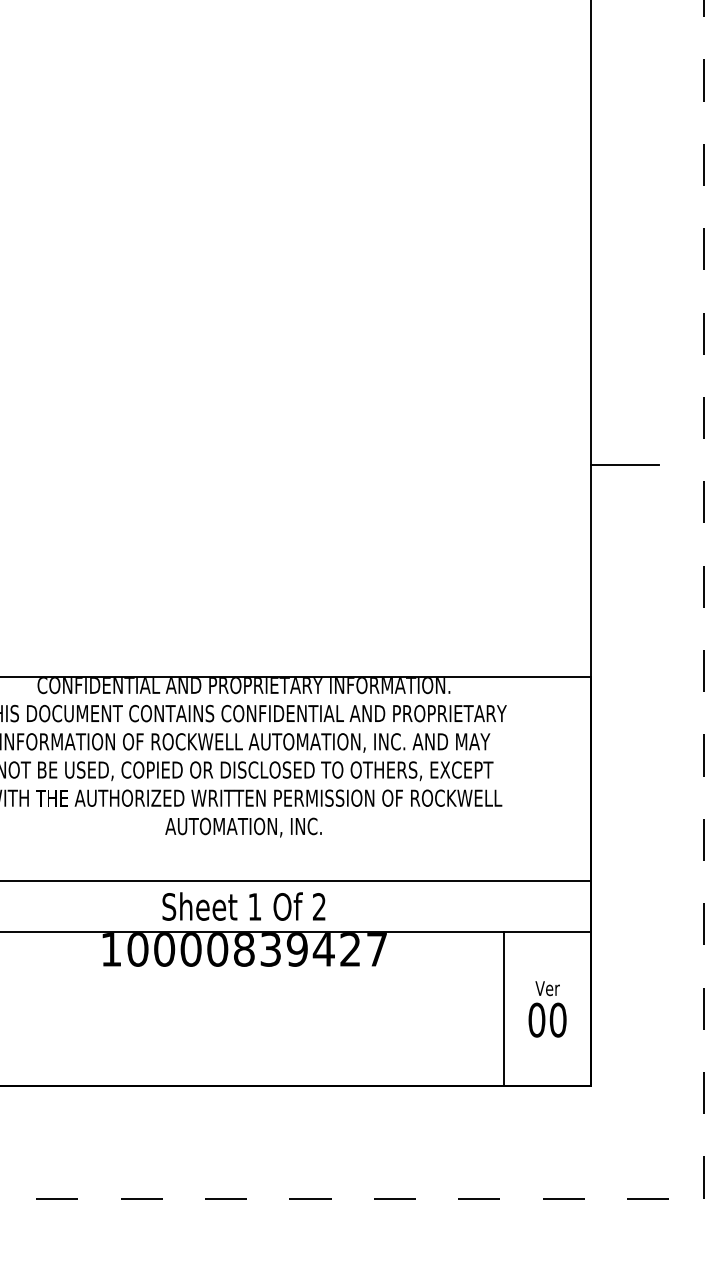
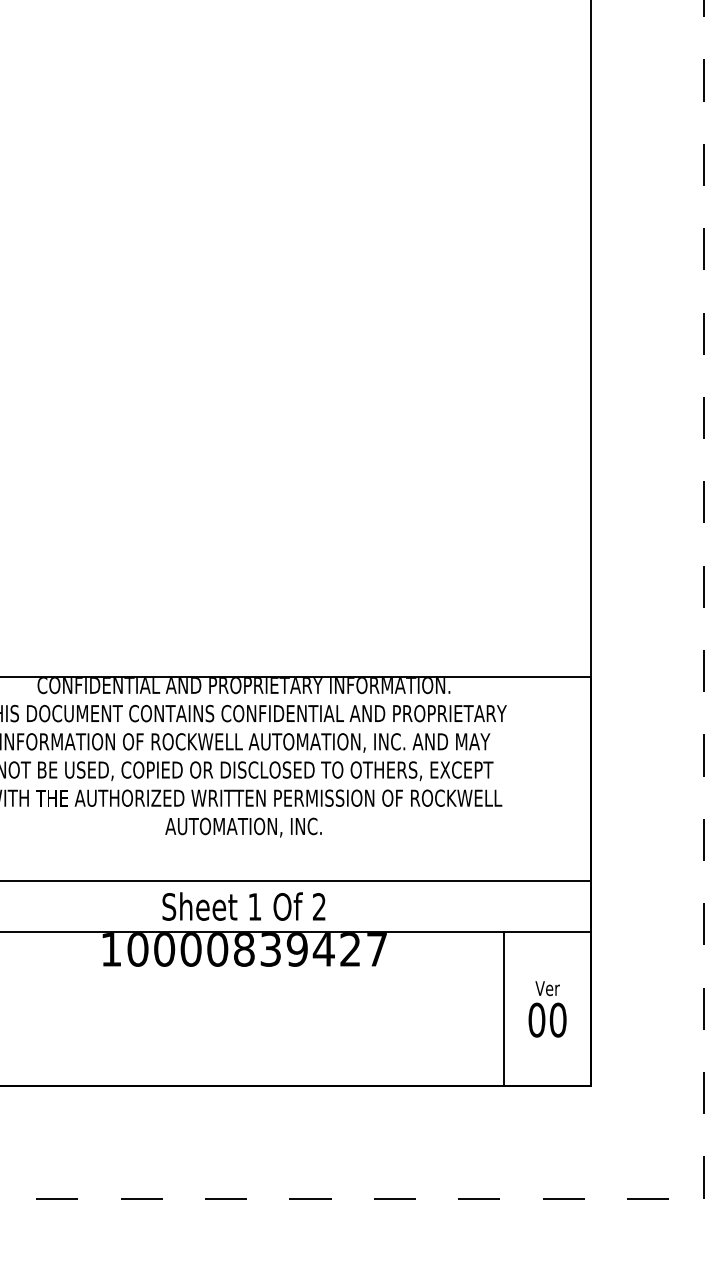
line: present -> none (624, 465)
